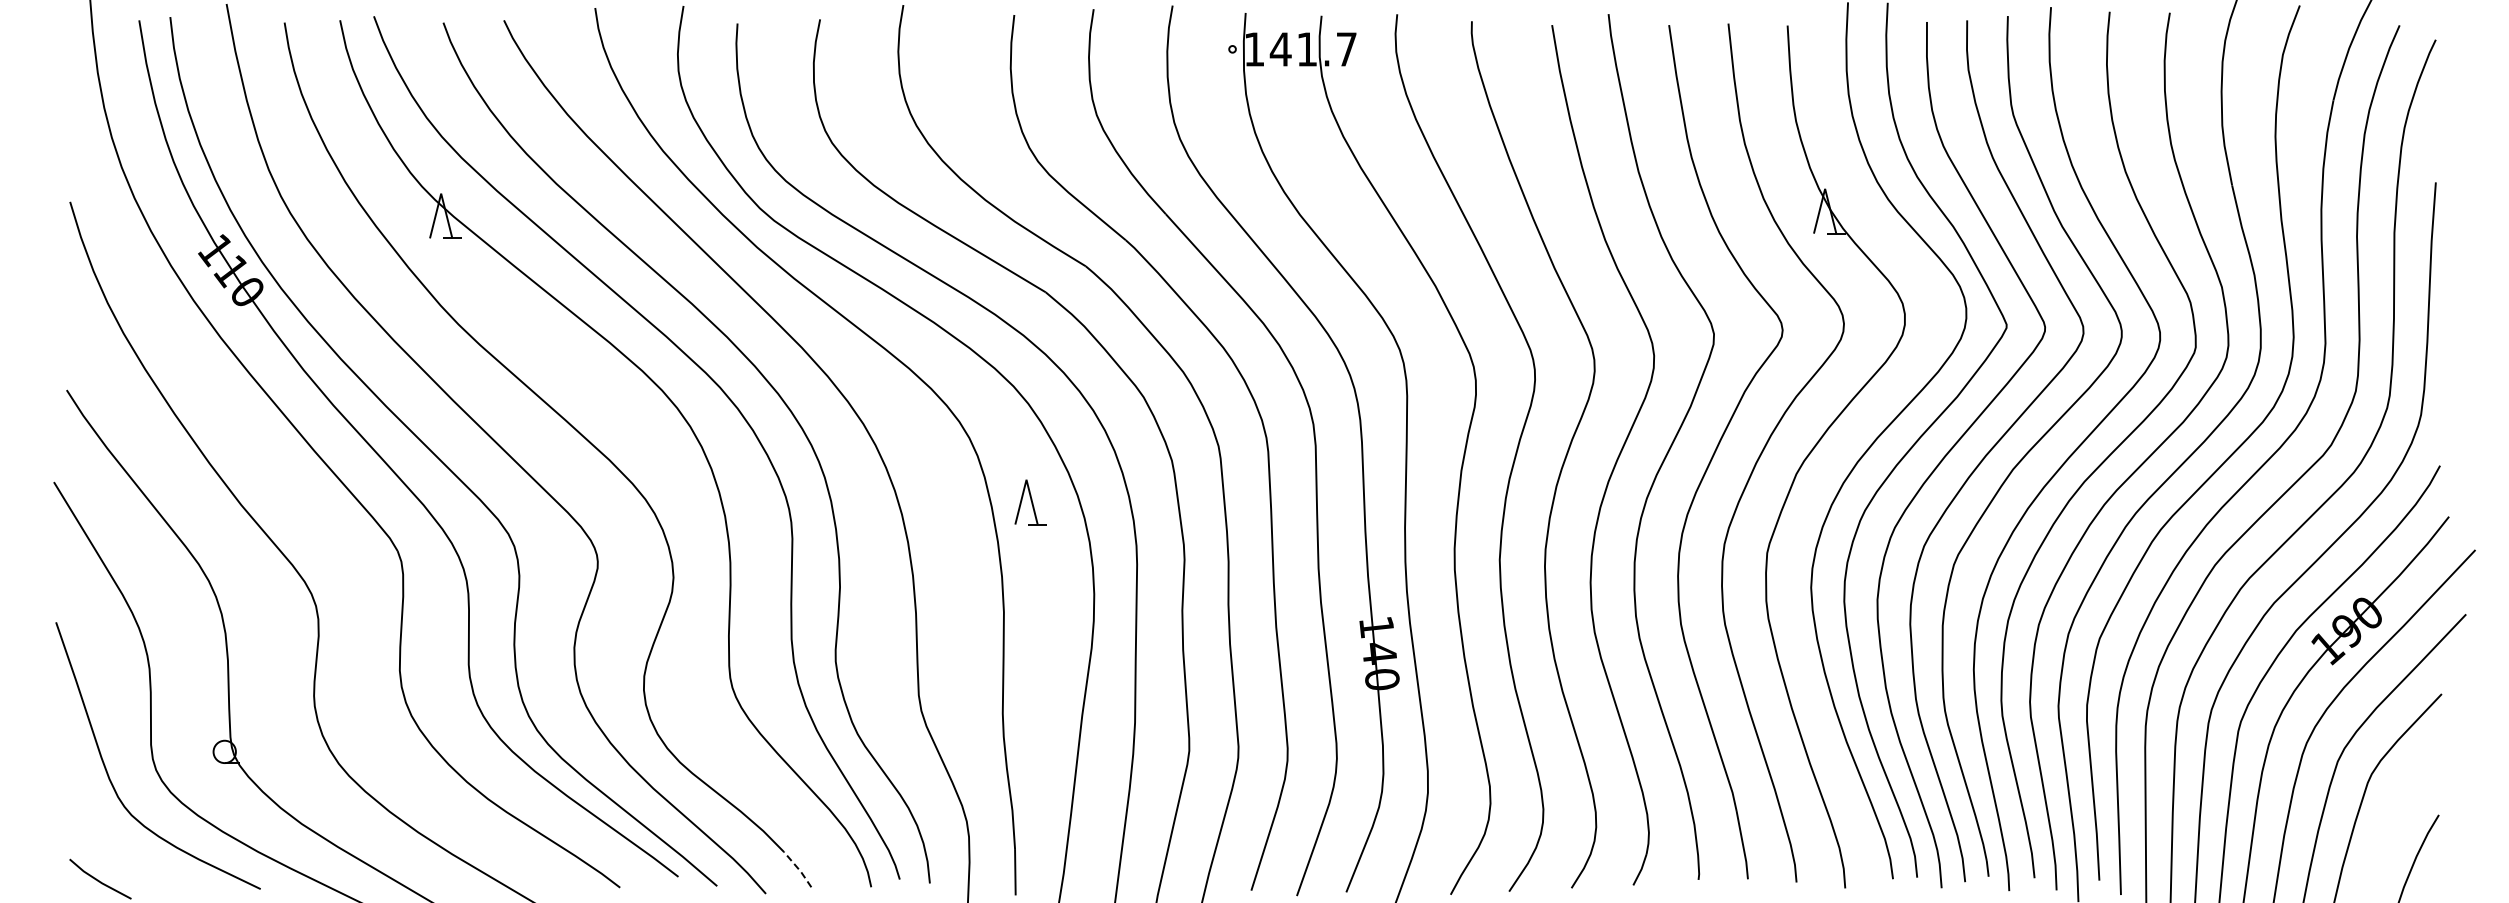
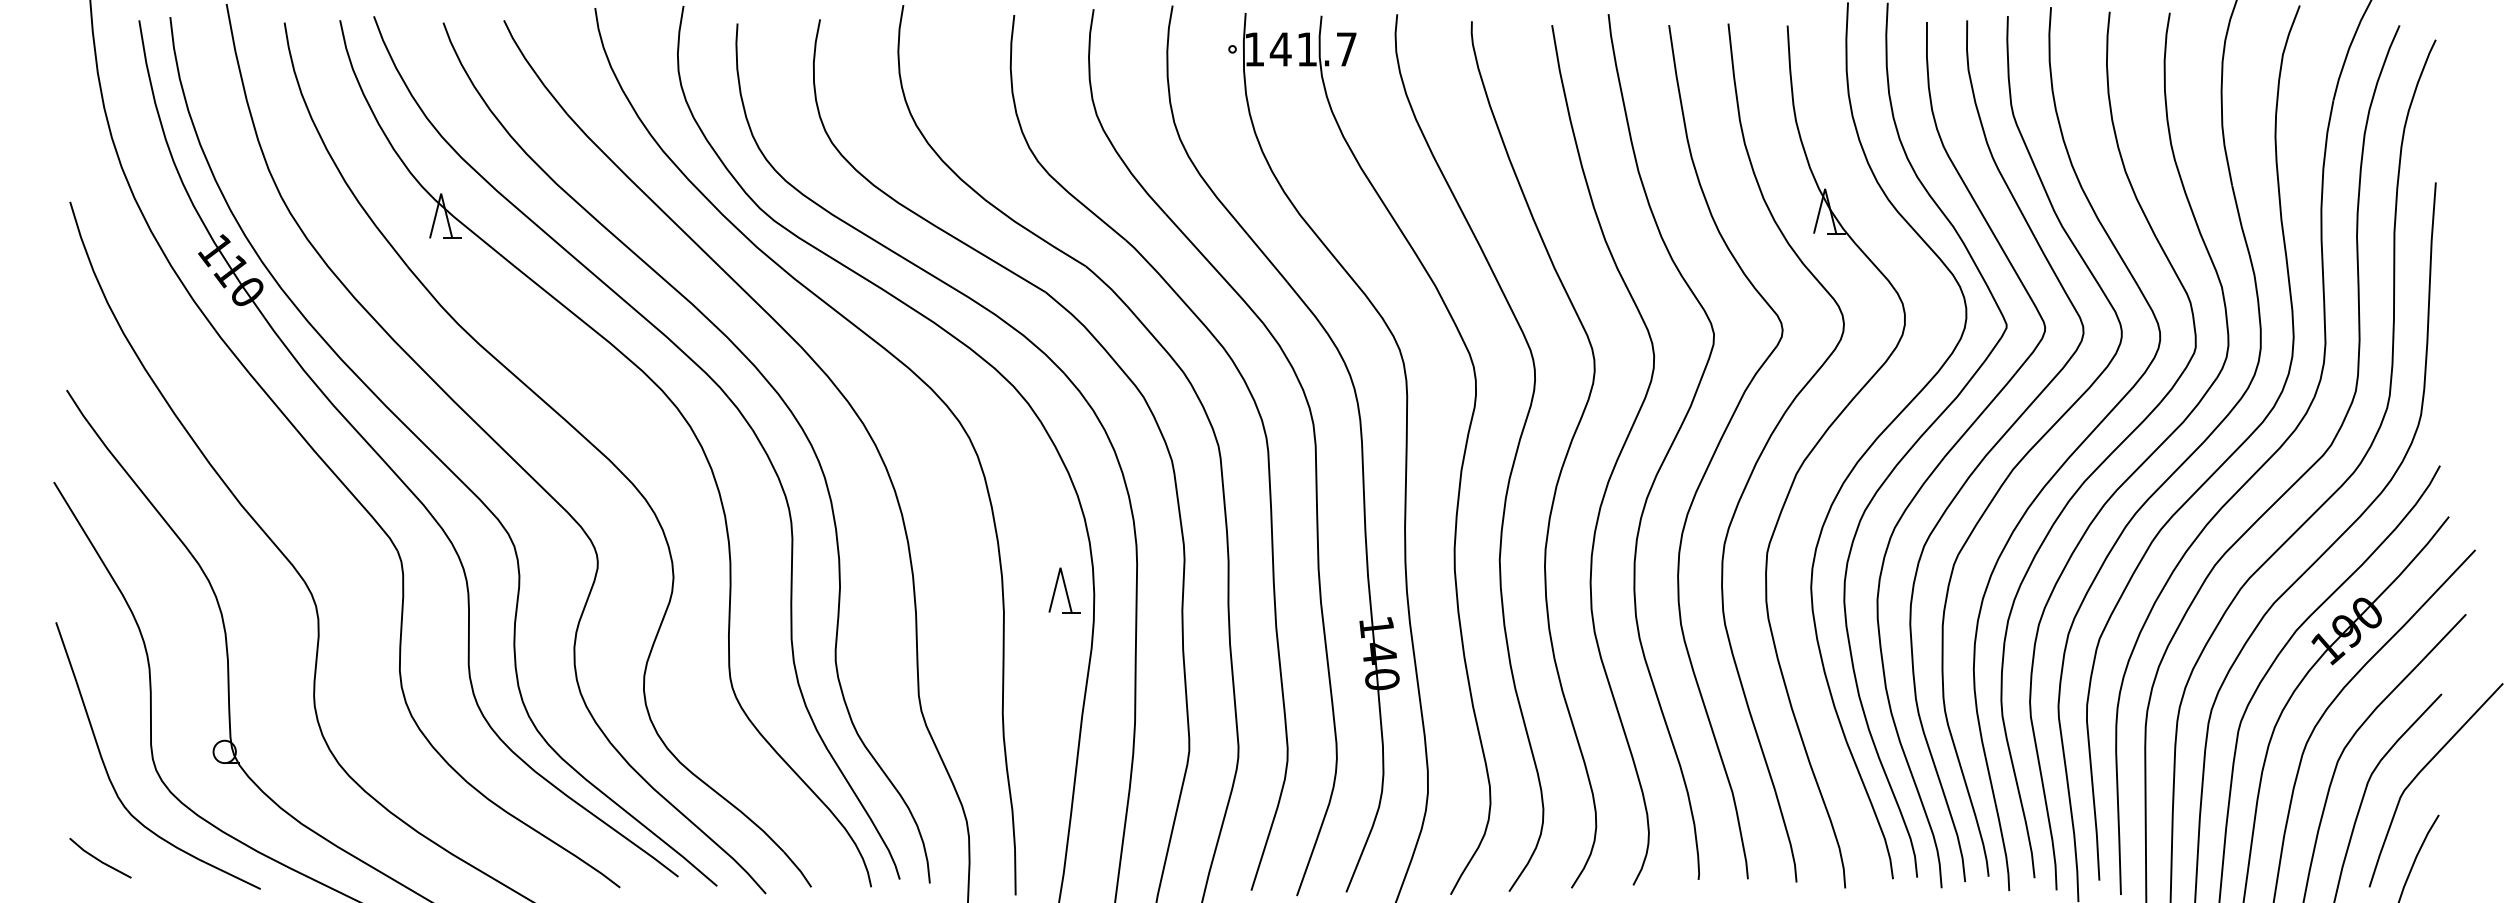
part position: (1030, 502) -> (1064, 590) (1064, 590)
curve: none -> present (2419, 774)
line: dashed -> solid (798, 868)
line position: (98, 879) -> (98, 858) (98, 858)
